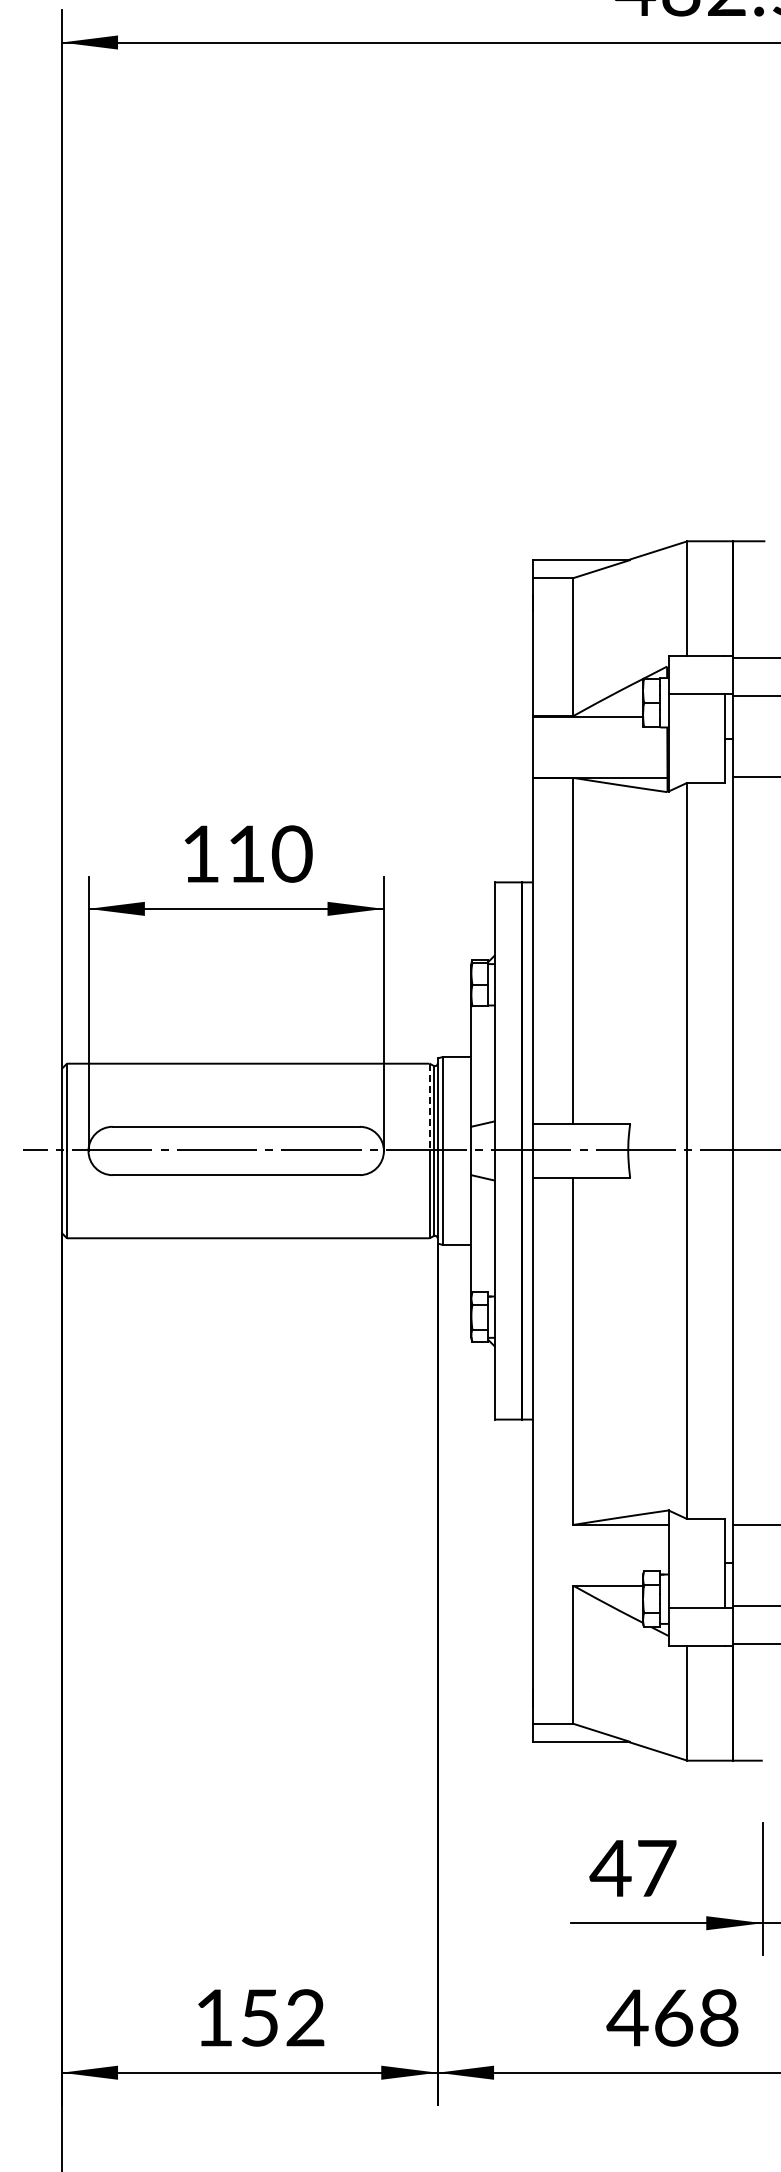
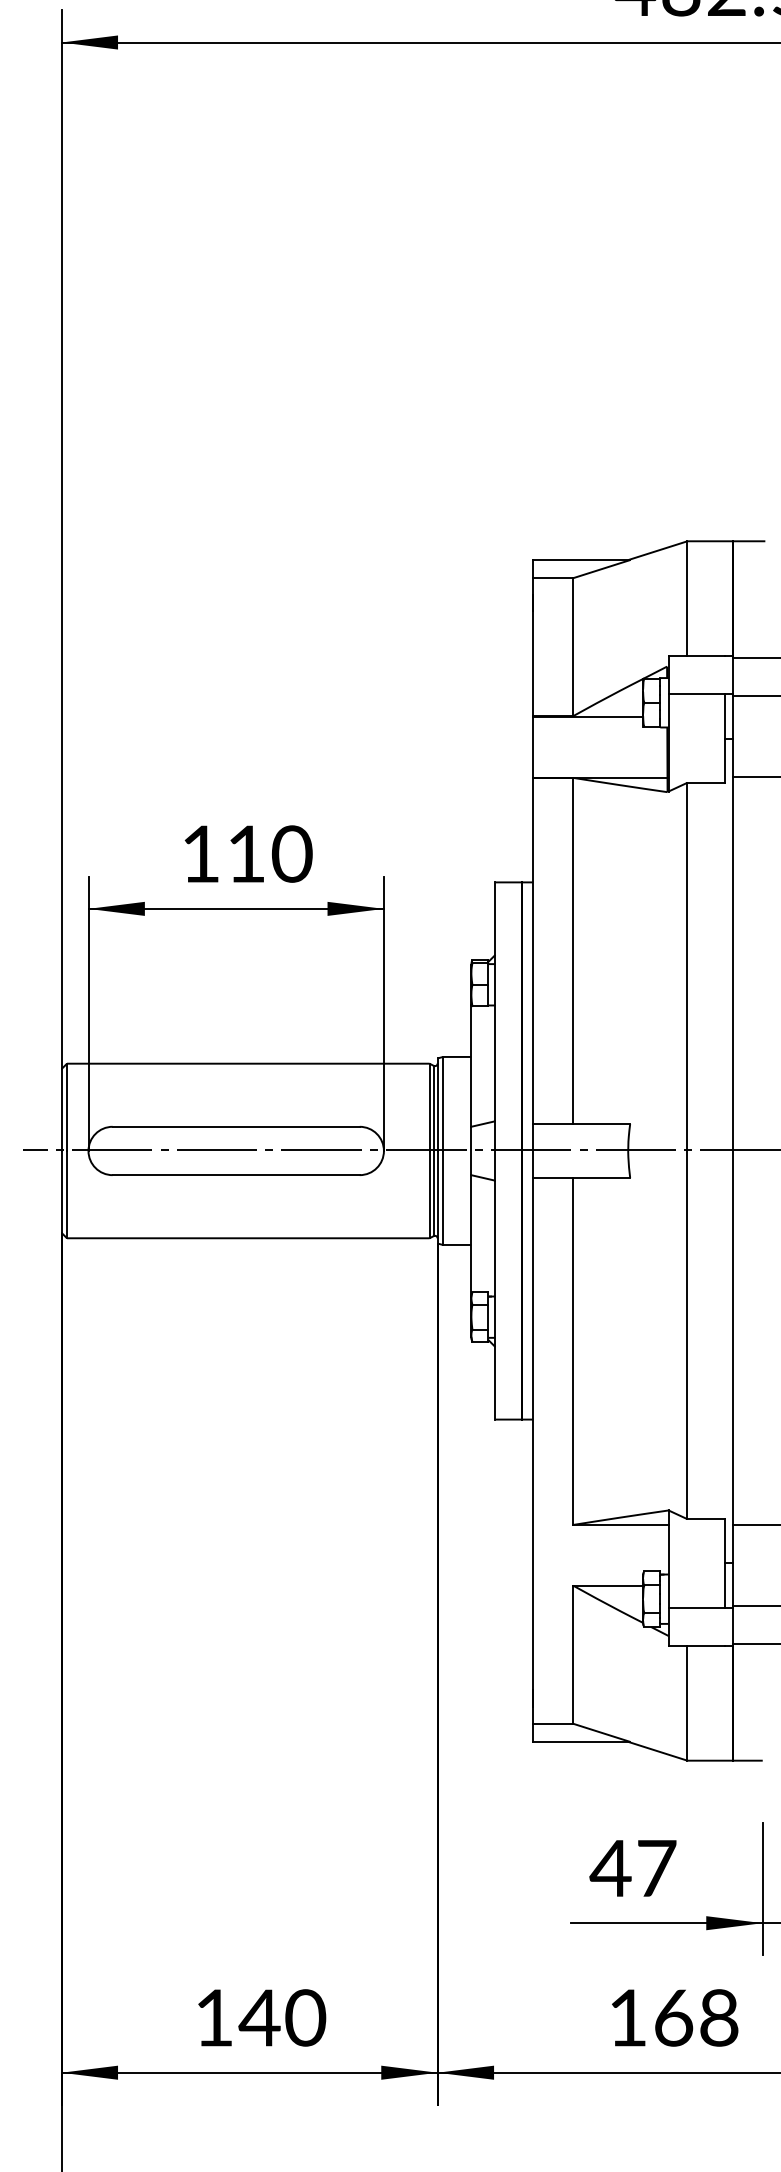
line: dashed -> solid (429, 1107)
text: 152 -> 140 (282, 2017)
text: 468 -> 168 (627, 2017)
